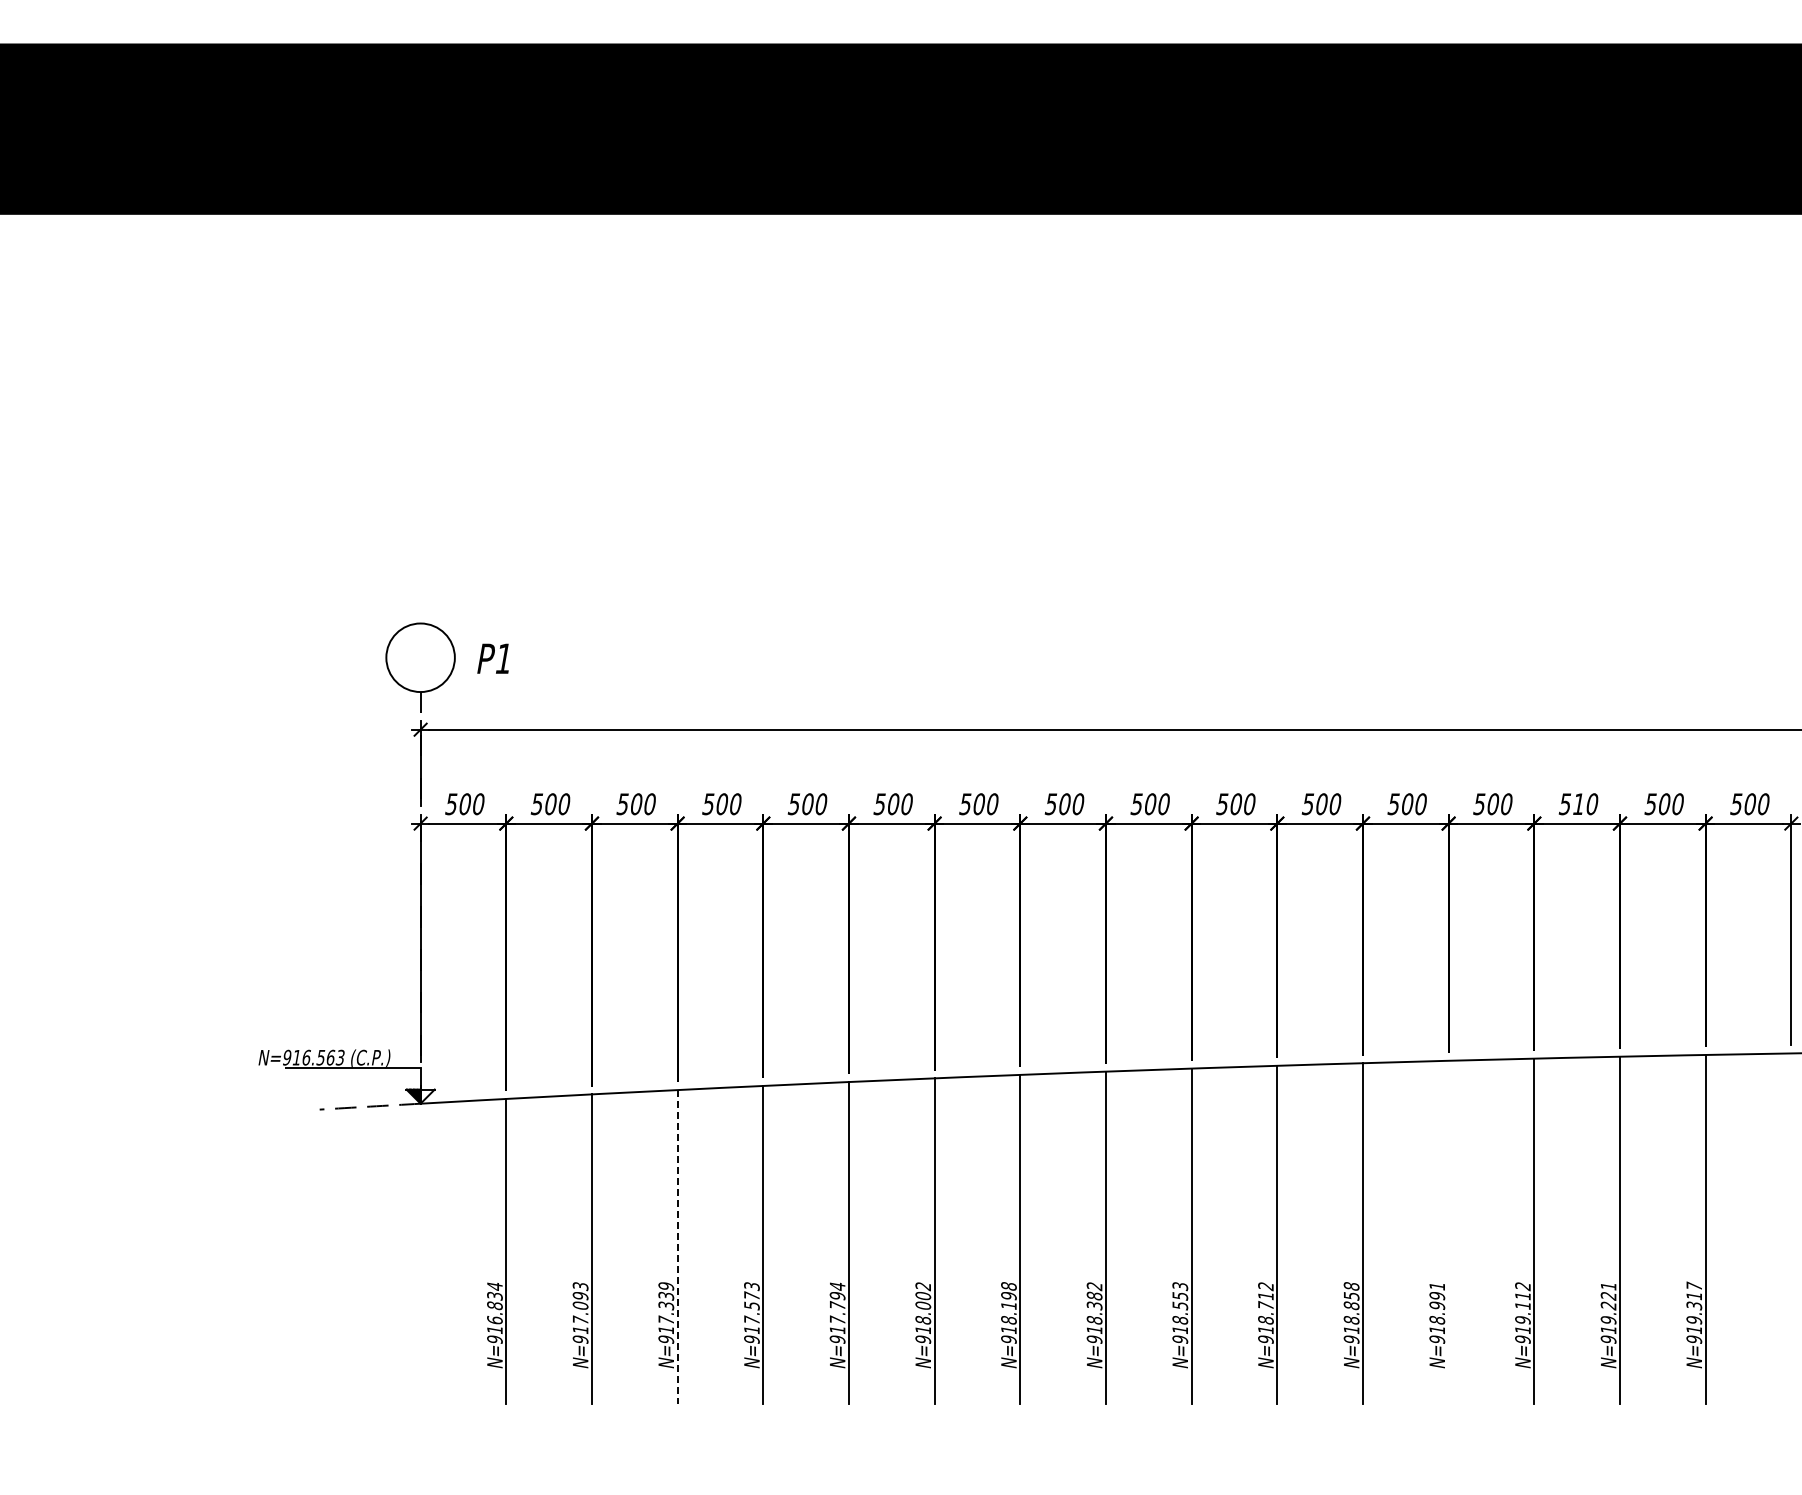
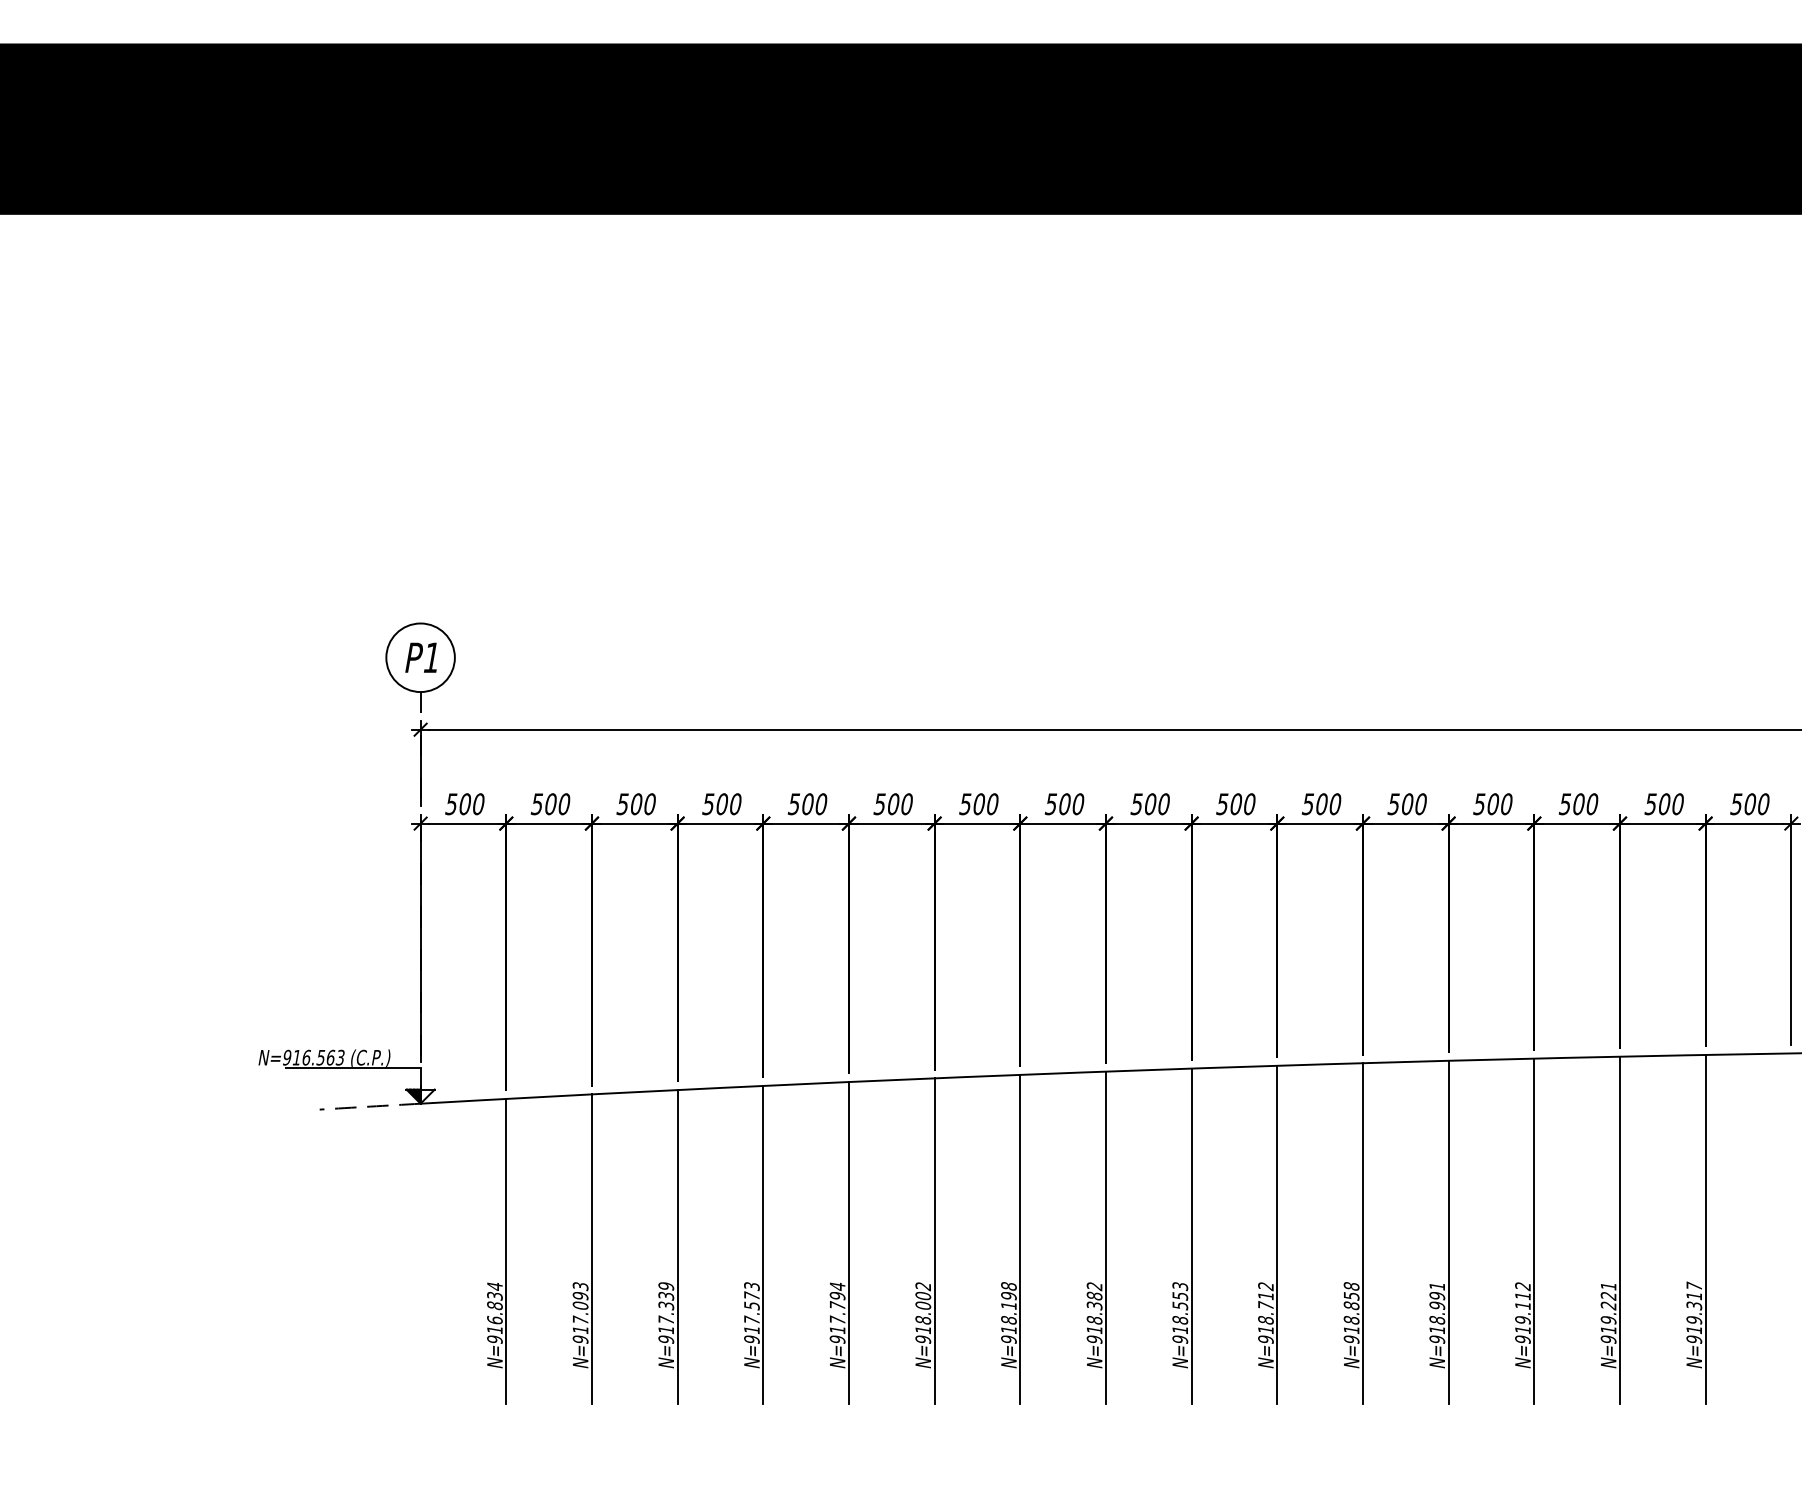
text position: (492, 658) -> (420, 657) (420, 657)
text: 510 -> 500 (1578, 804)
line: none -> present (1448, 1232)
line: dashed -> solid (677, 1247)
